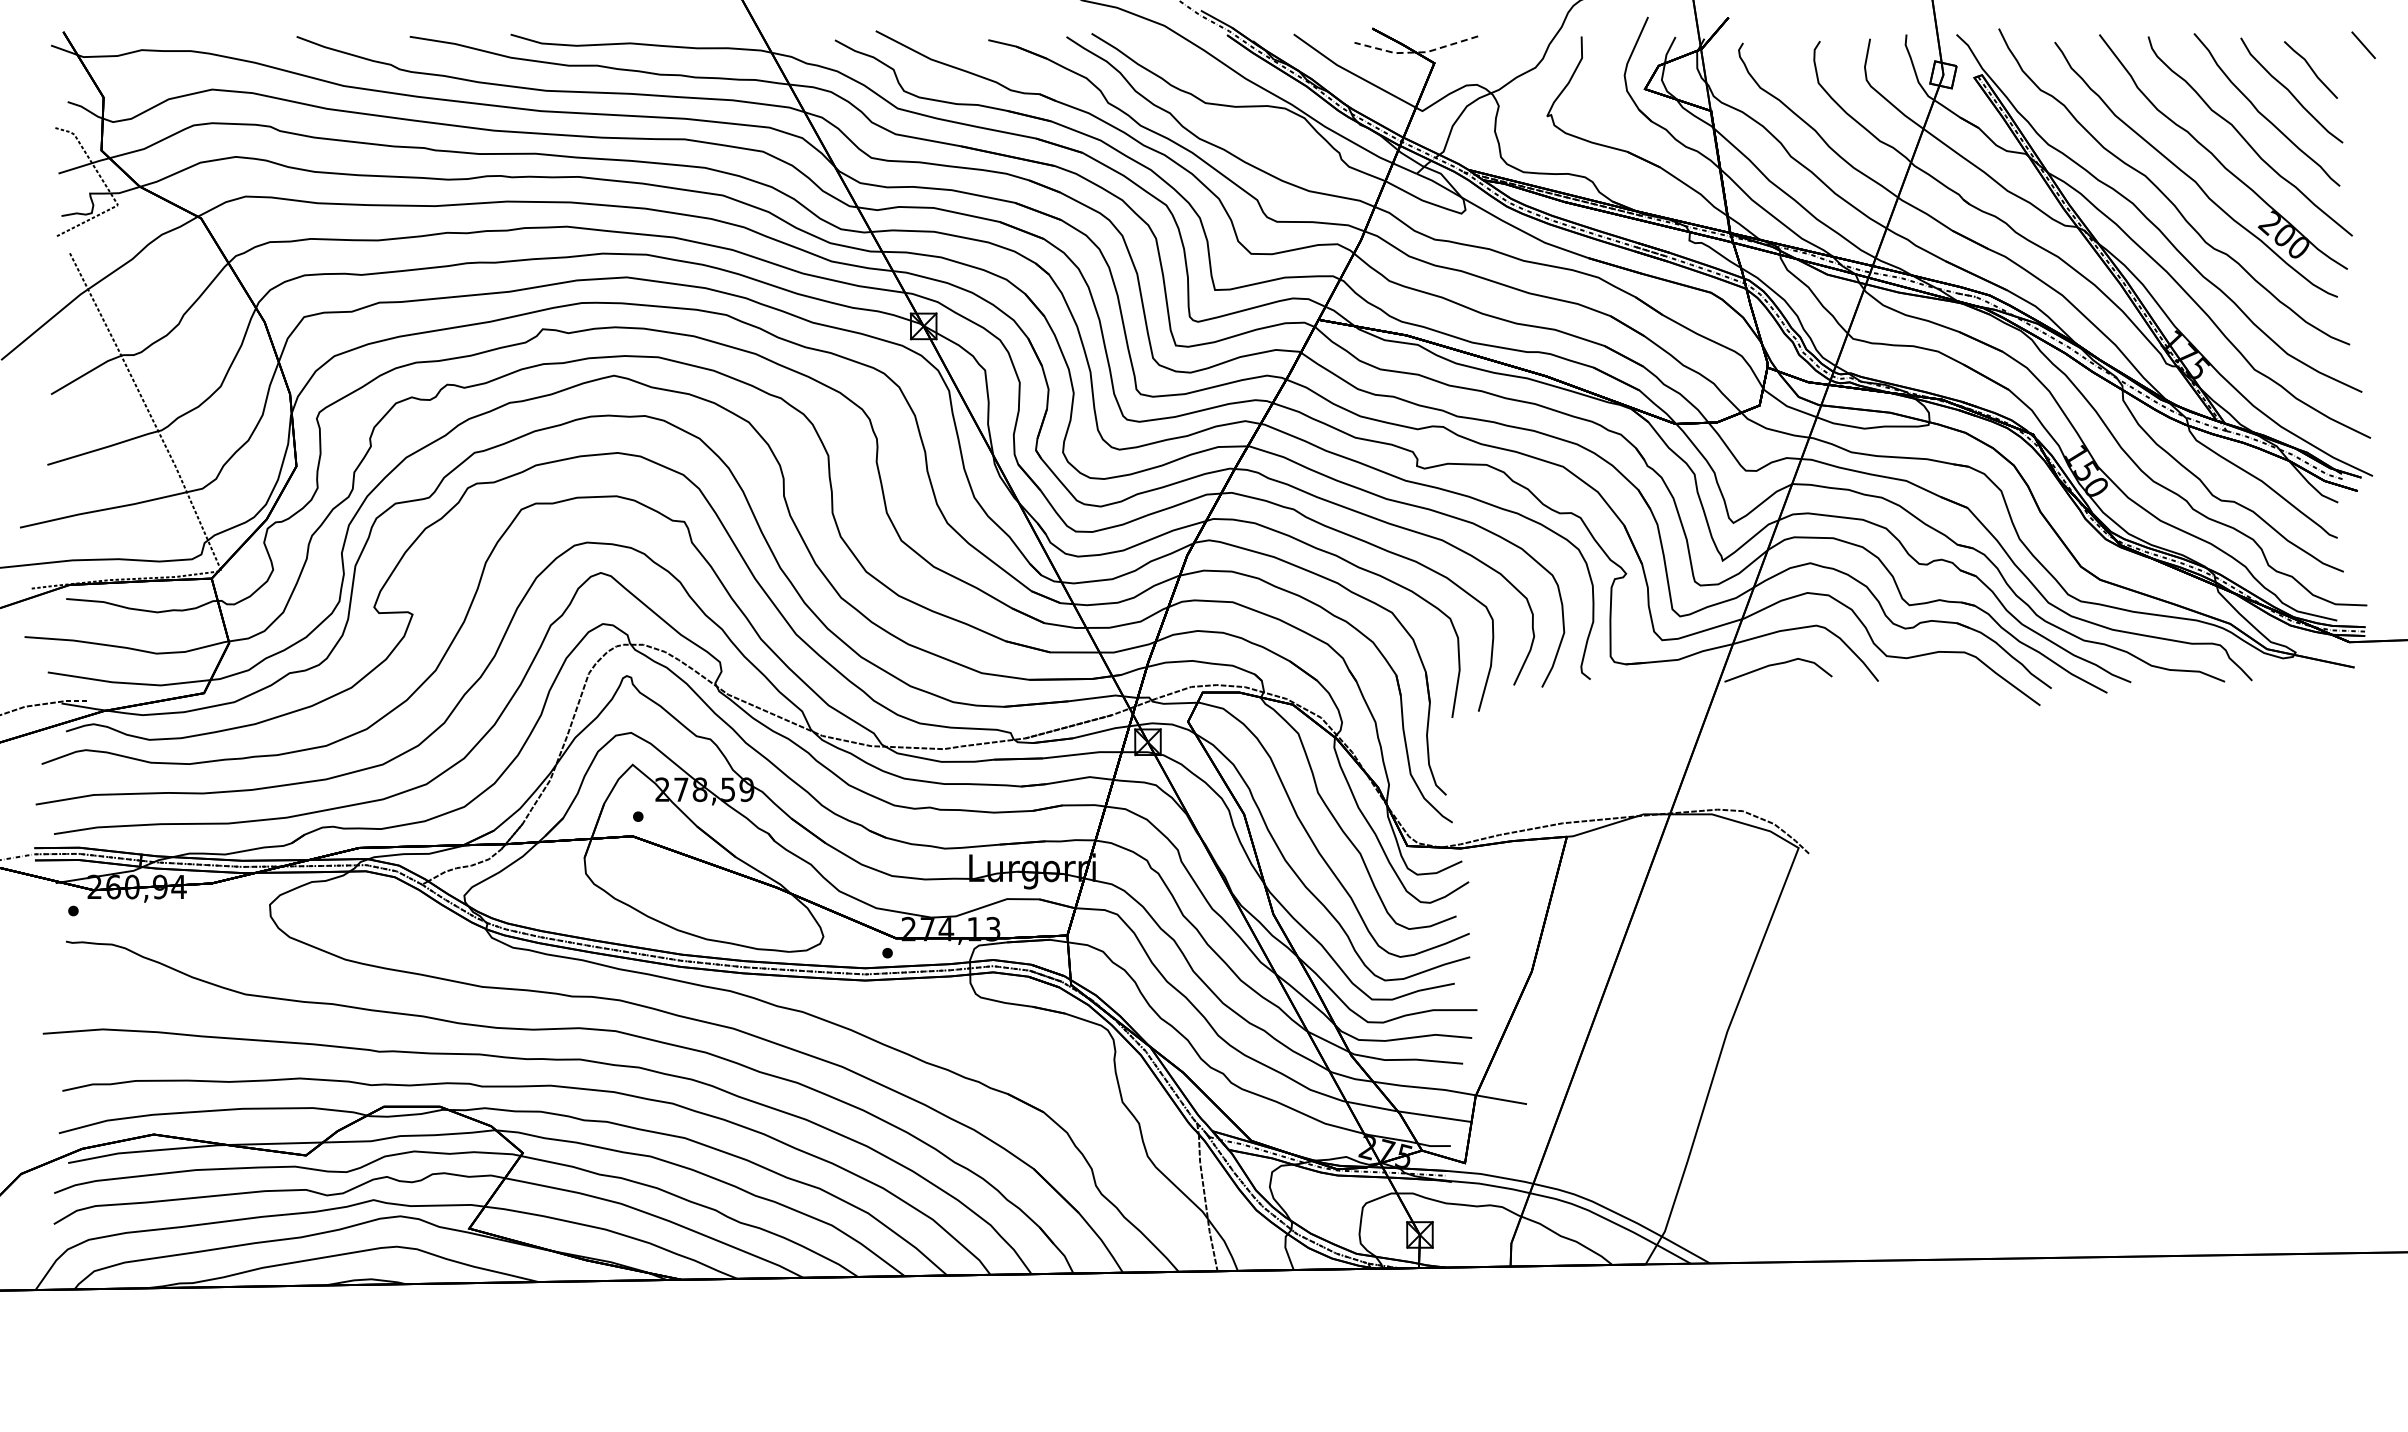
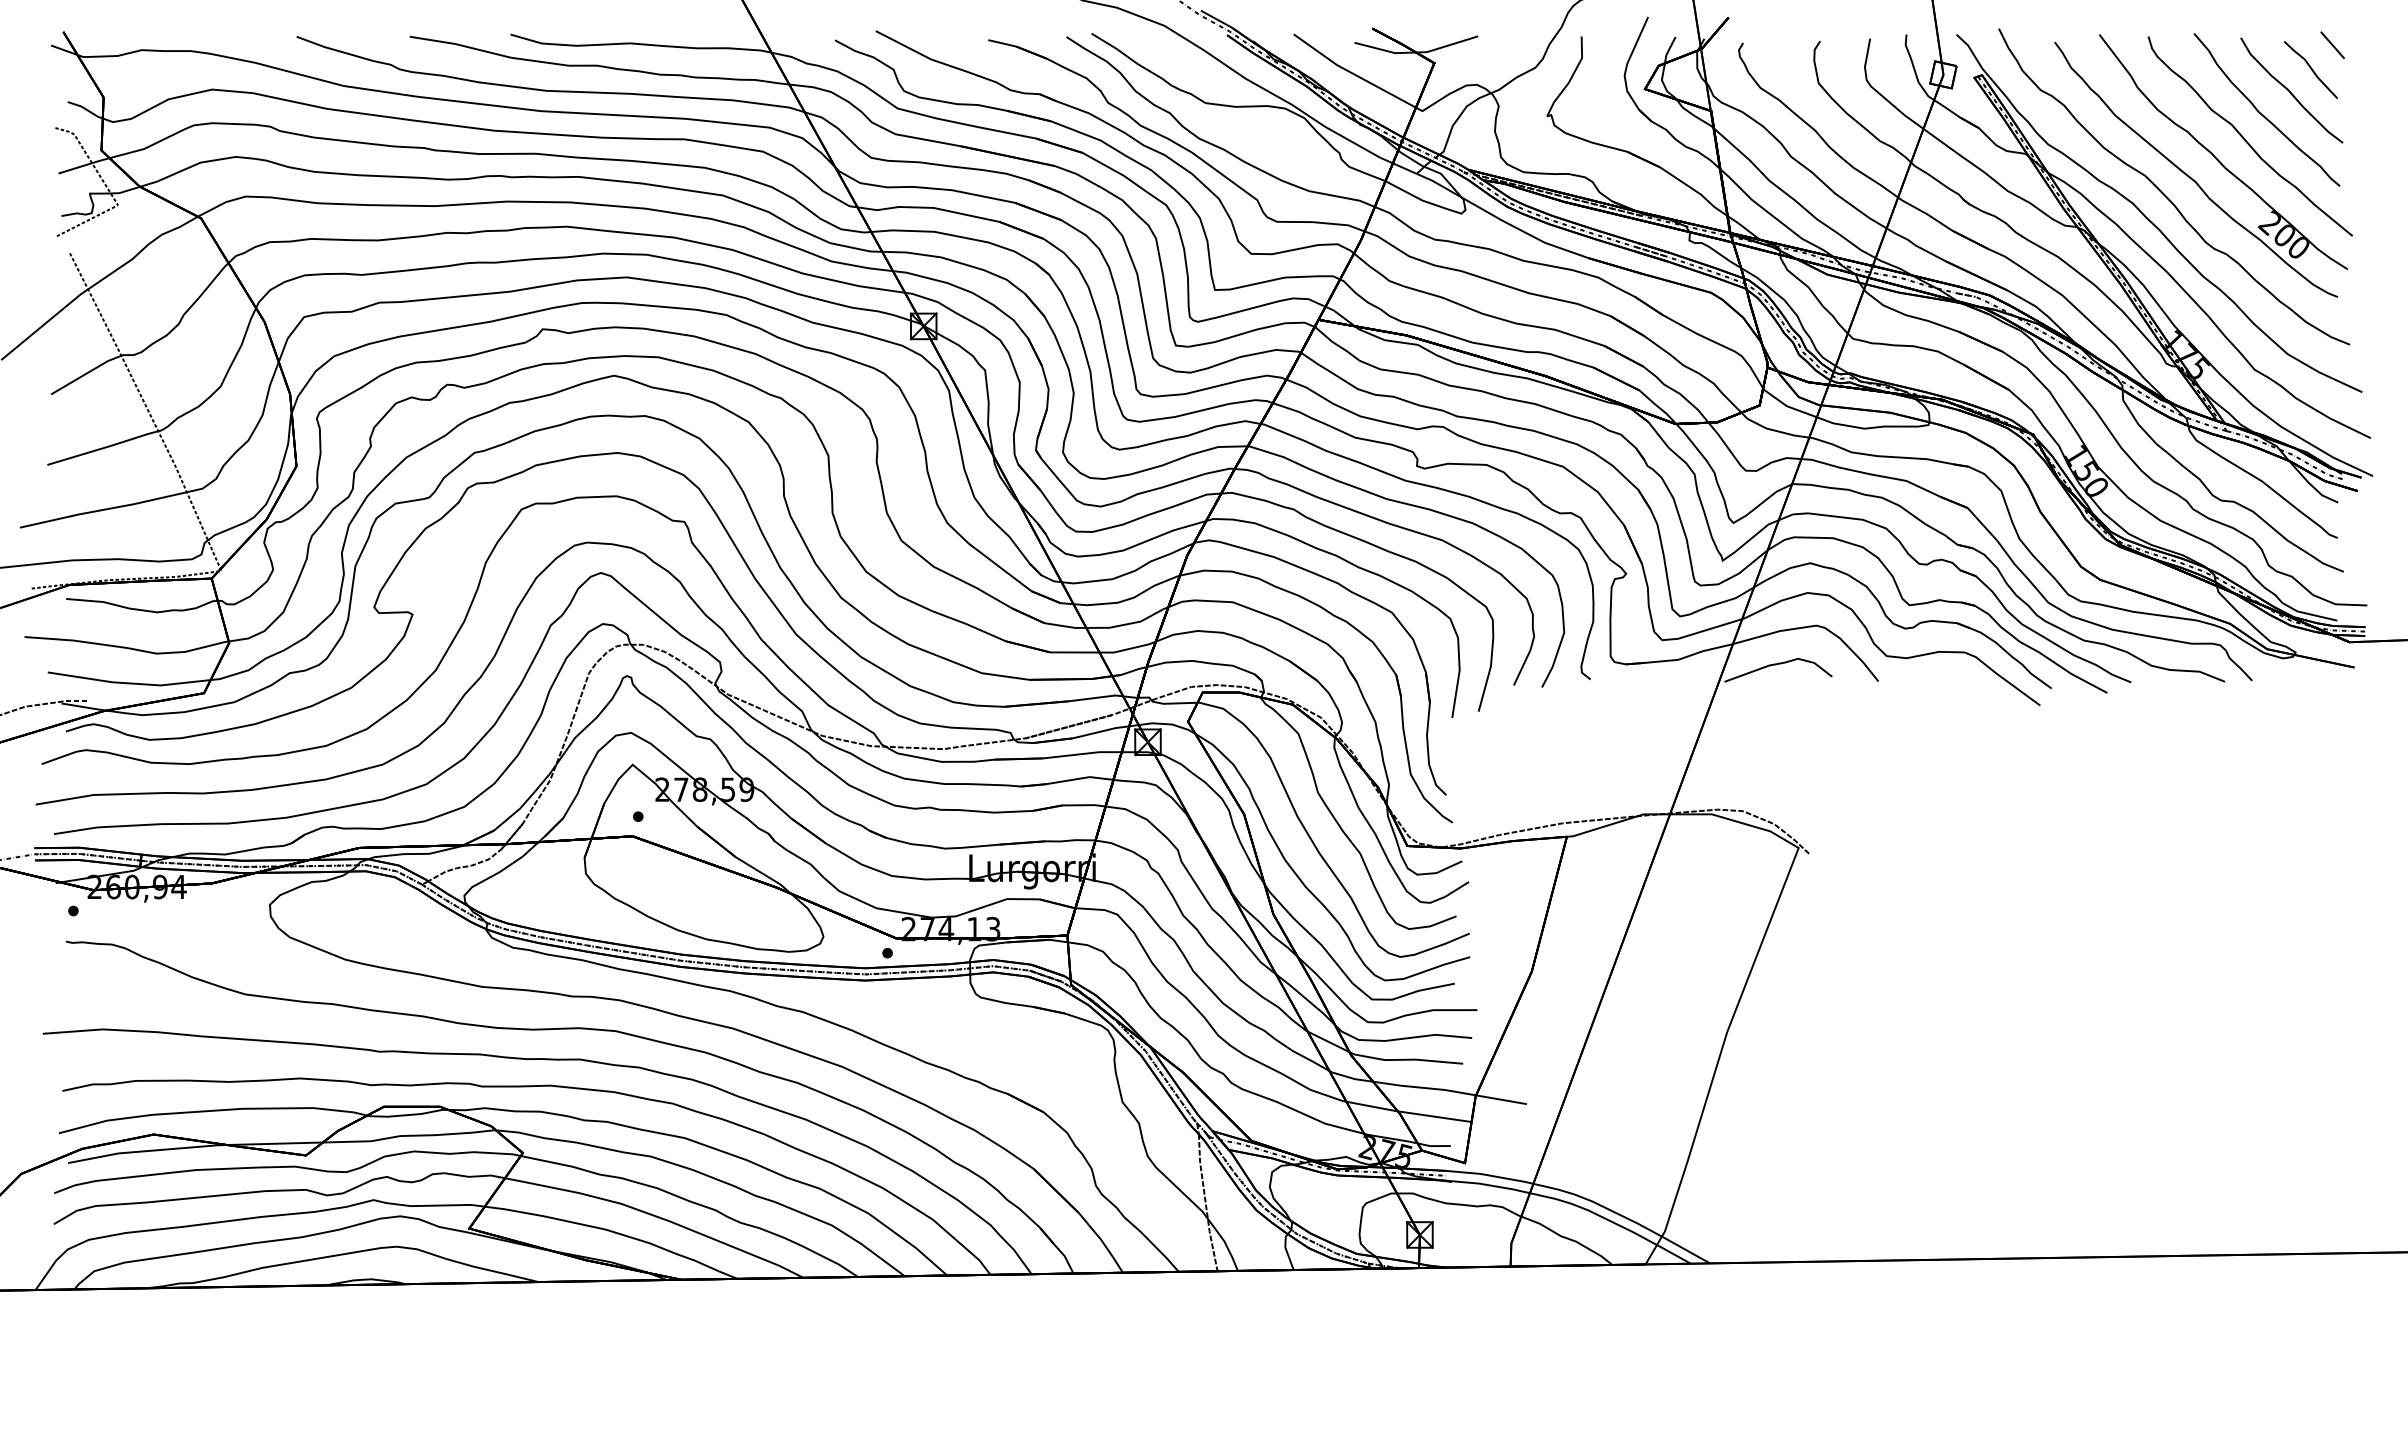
line position: (2363, 45) -> (2332, 45) (2332, 45)
line: dashed -> solid (1417, 52)
